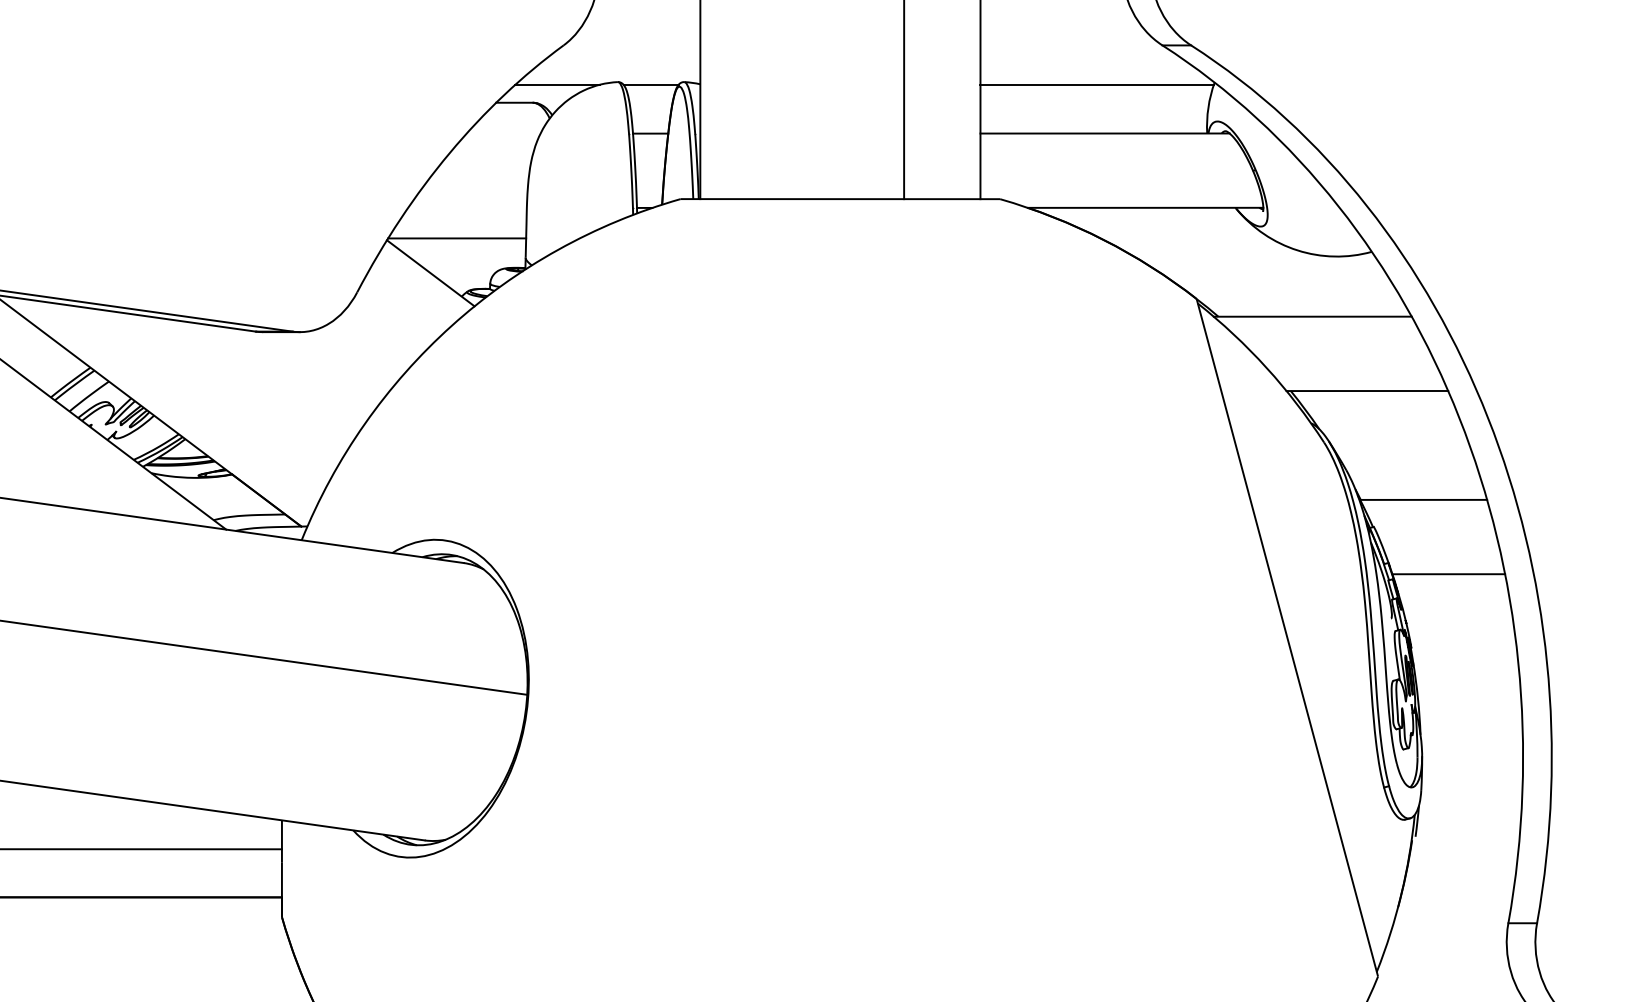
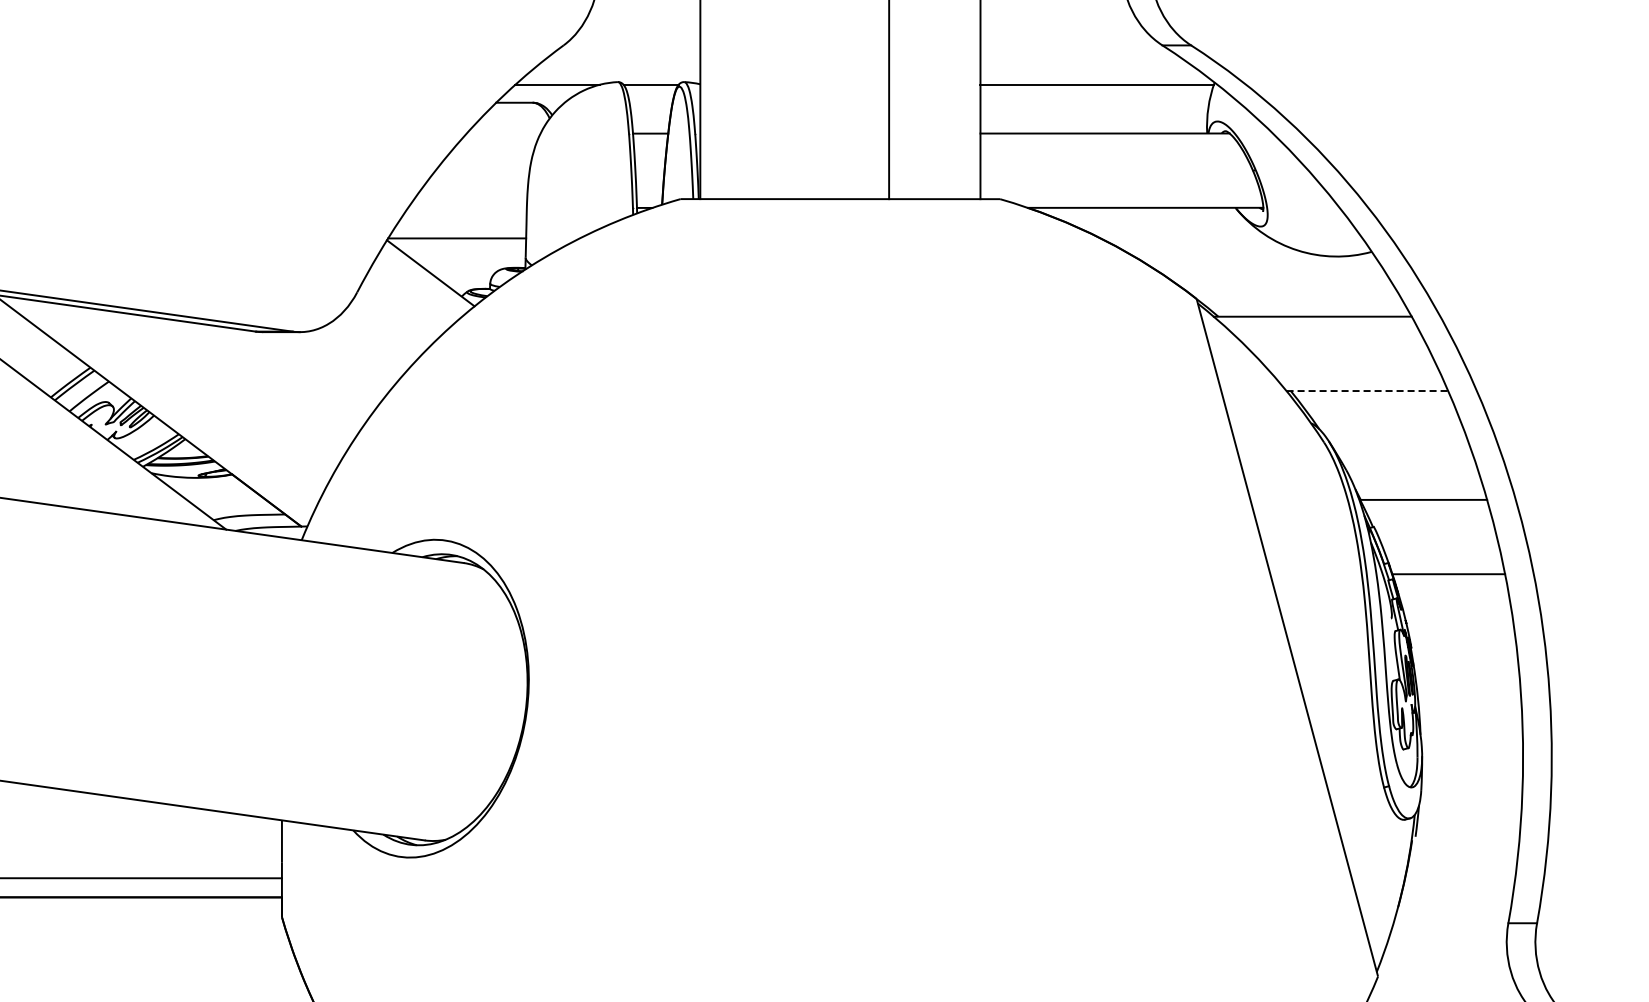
line position: (904, 100) -> (889, 100) (889, 100)
line: solid -> dashed (1367, 391)
line: present -> none (264, 657)
line position: (141, 849) -> (141, 878) (141, 878)
